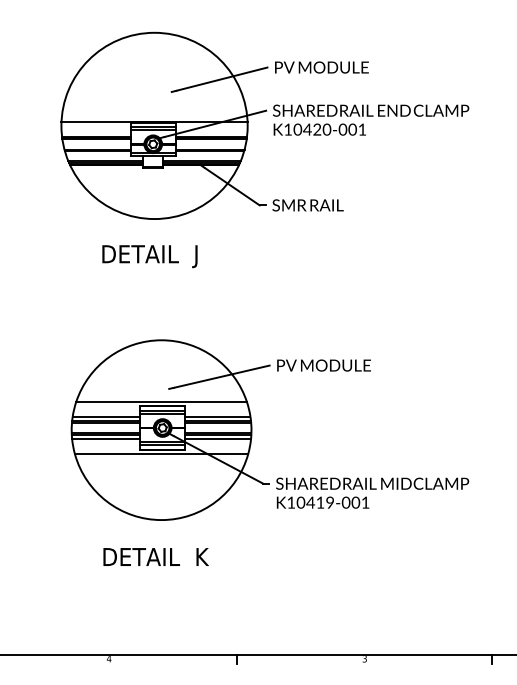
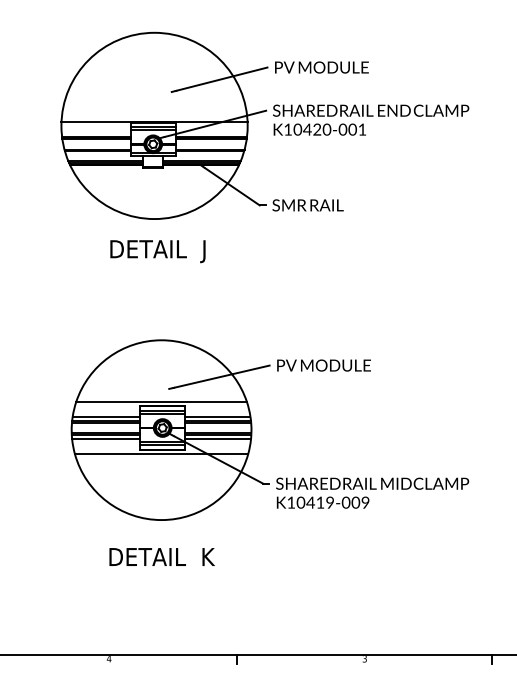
text position: (149, 256) -> (157, 251) (157, 251)
text: K10419-001 -> K10419-009 (365, 502)
text position: (155, 556) -> (161, 556) (161, 556)
